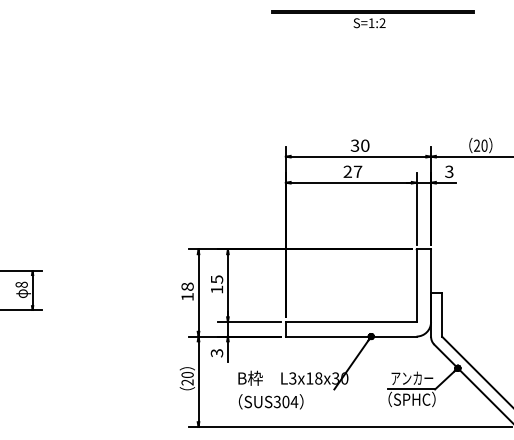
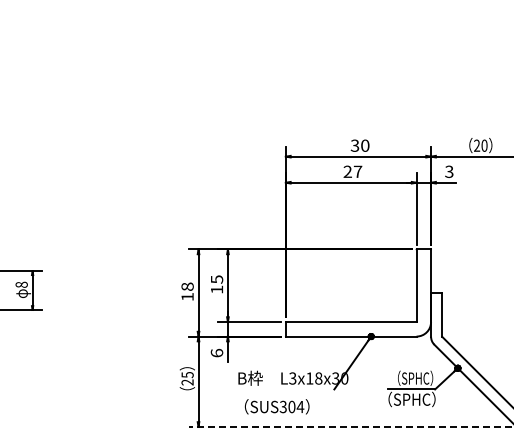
part: present -> none (372, 19)
text: 3 -> 6 (216, 352)
text: 20 -> 25 (187, 375)
text: アンカー -> （SPHC） (412, 377)
text position: (270, 401) -> (276, 406) (276, 406)
line: solid -> dashed (349, 426)
